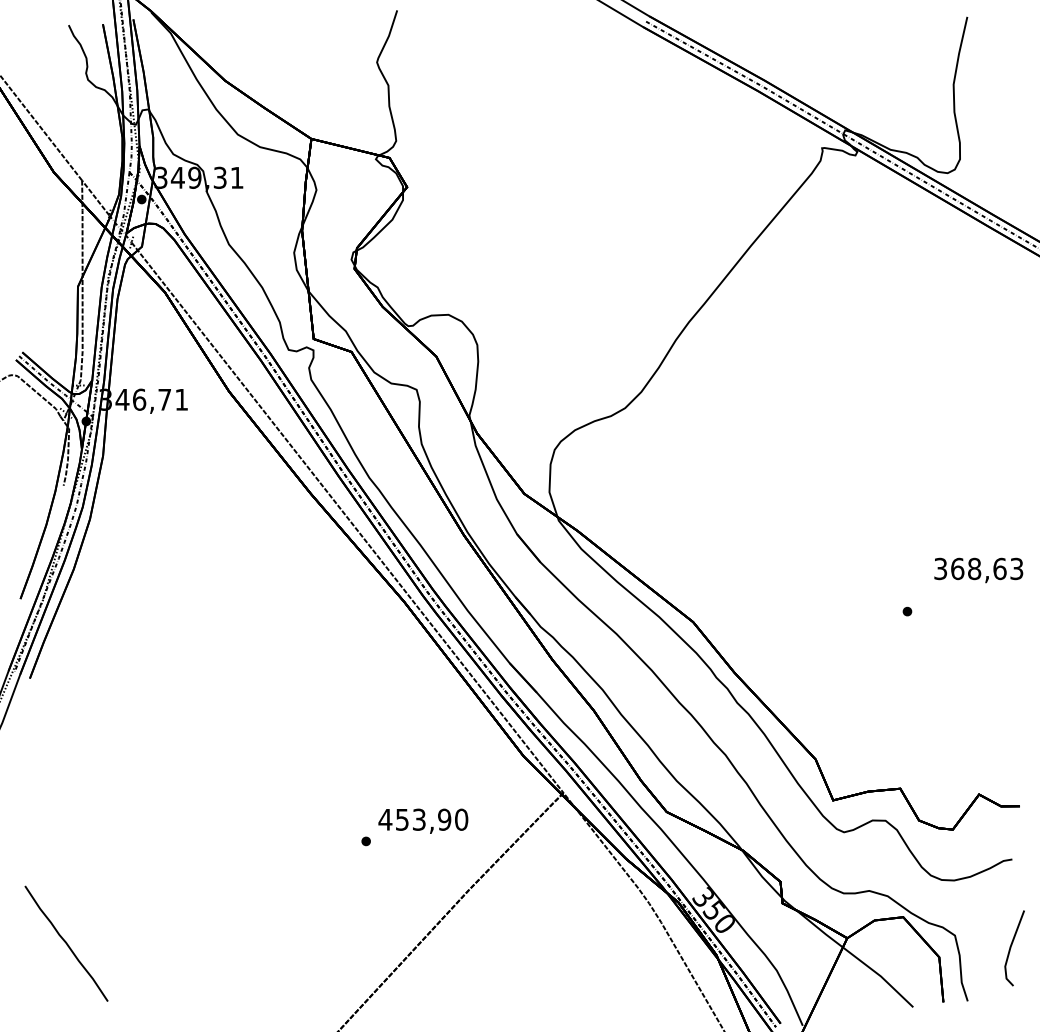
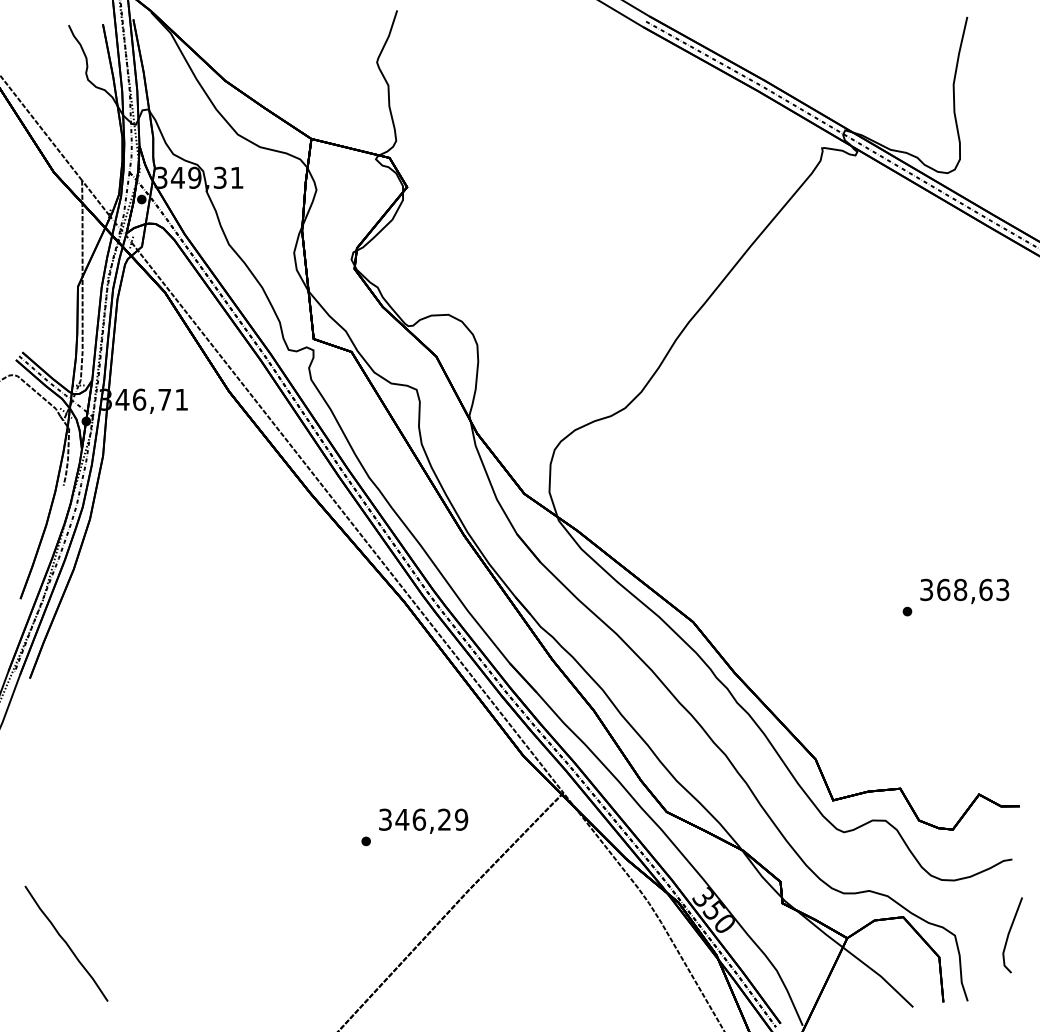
text position: (978, 570) -> (964, 591) (964, 591)
text: 453,90 -> 346,29 (423, 819)
line position: (1011, 948) -> (1009, 935) (1009, 935)
